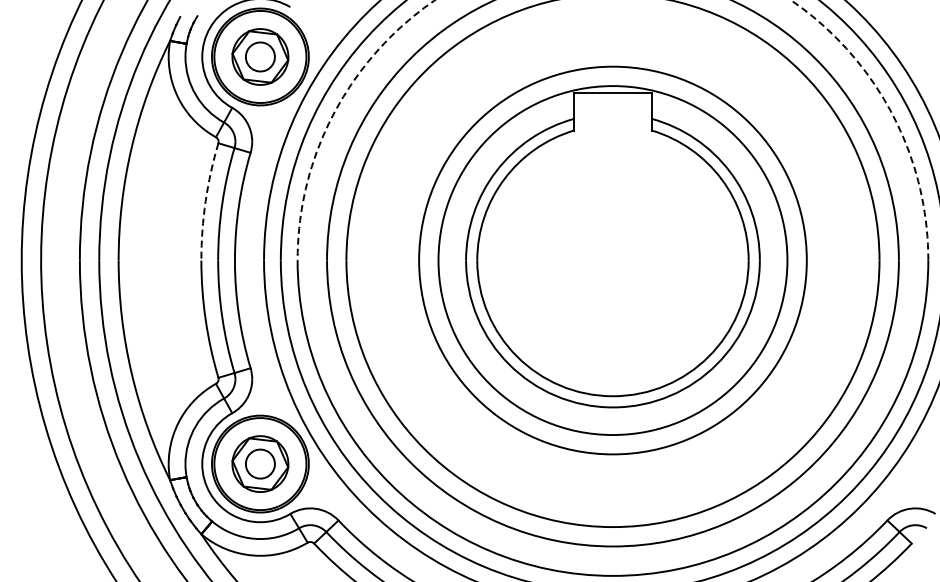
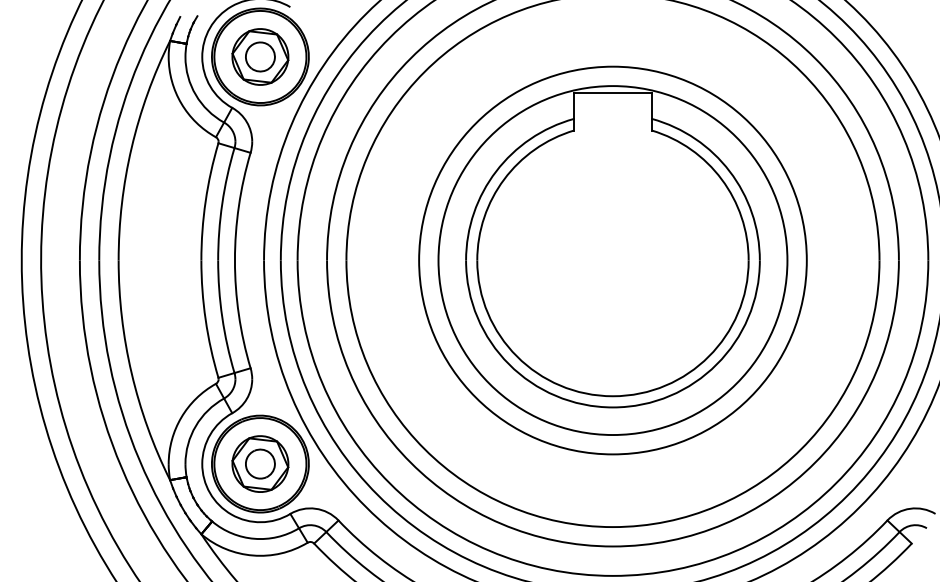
arc: dashed -> solid (435, 0)
arc: dashed -> solid (205, 201)
